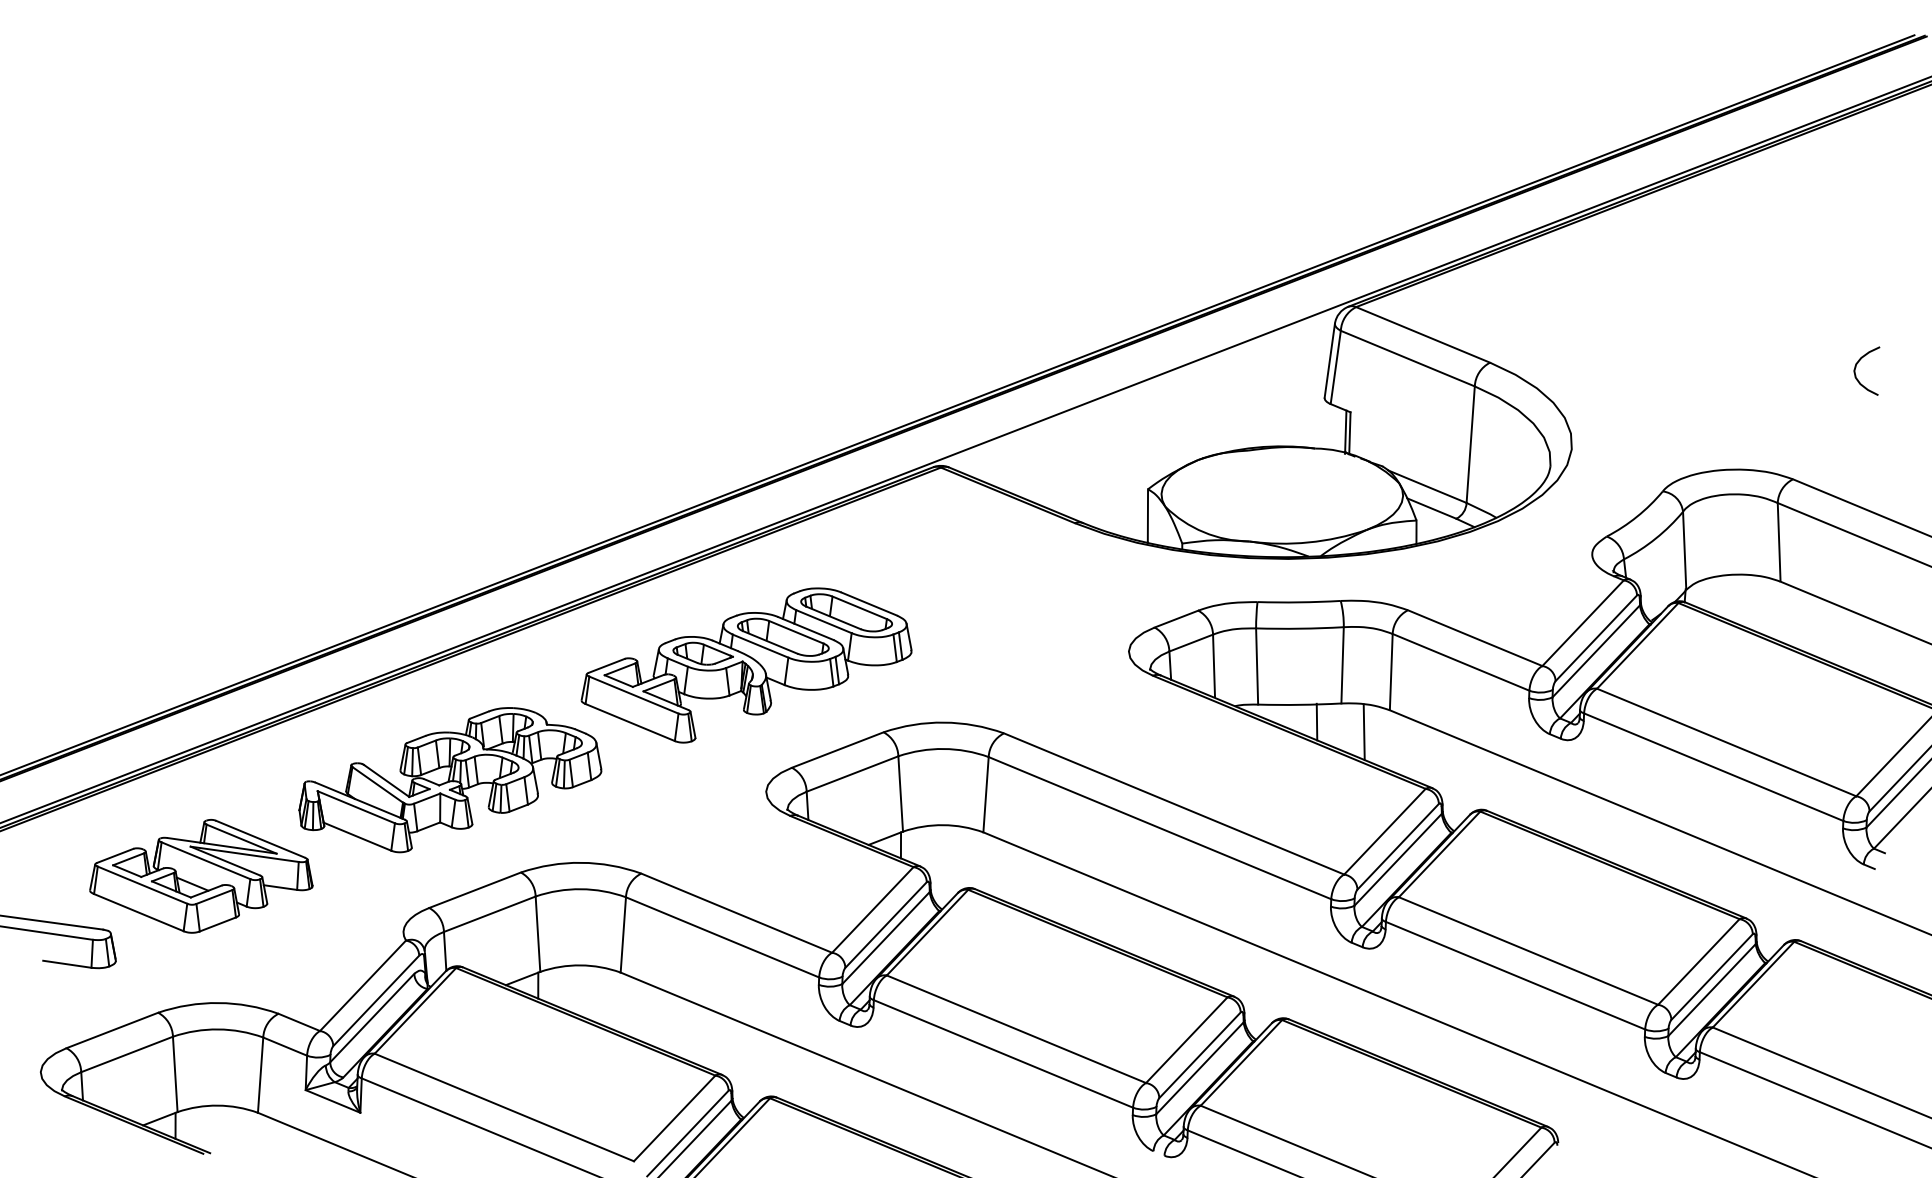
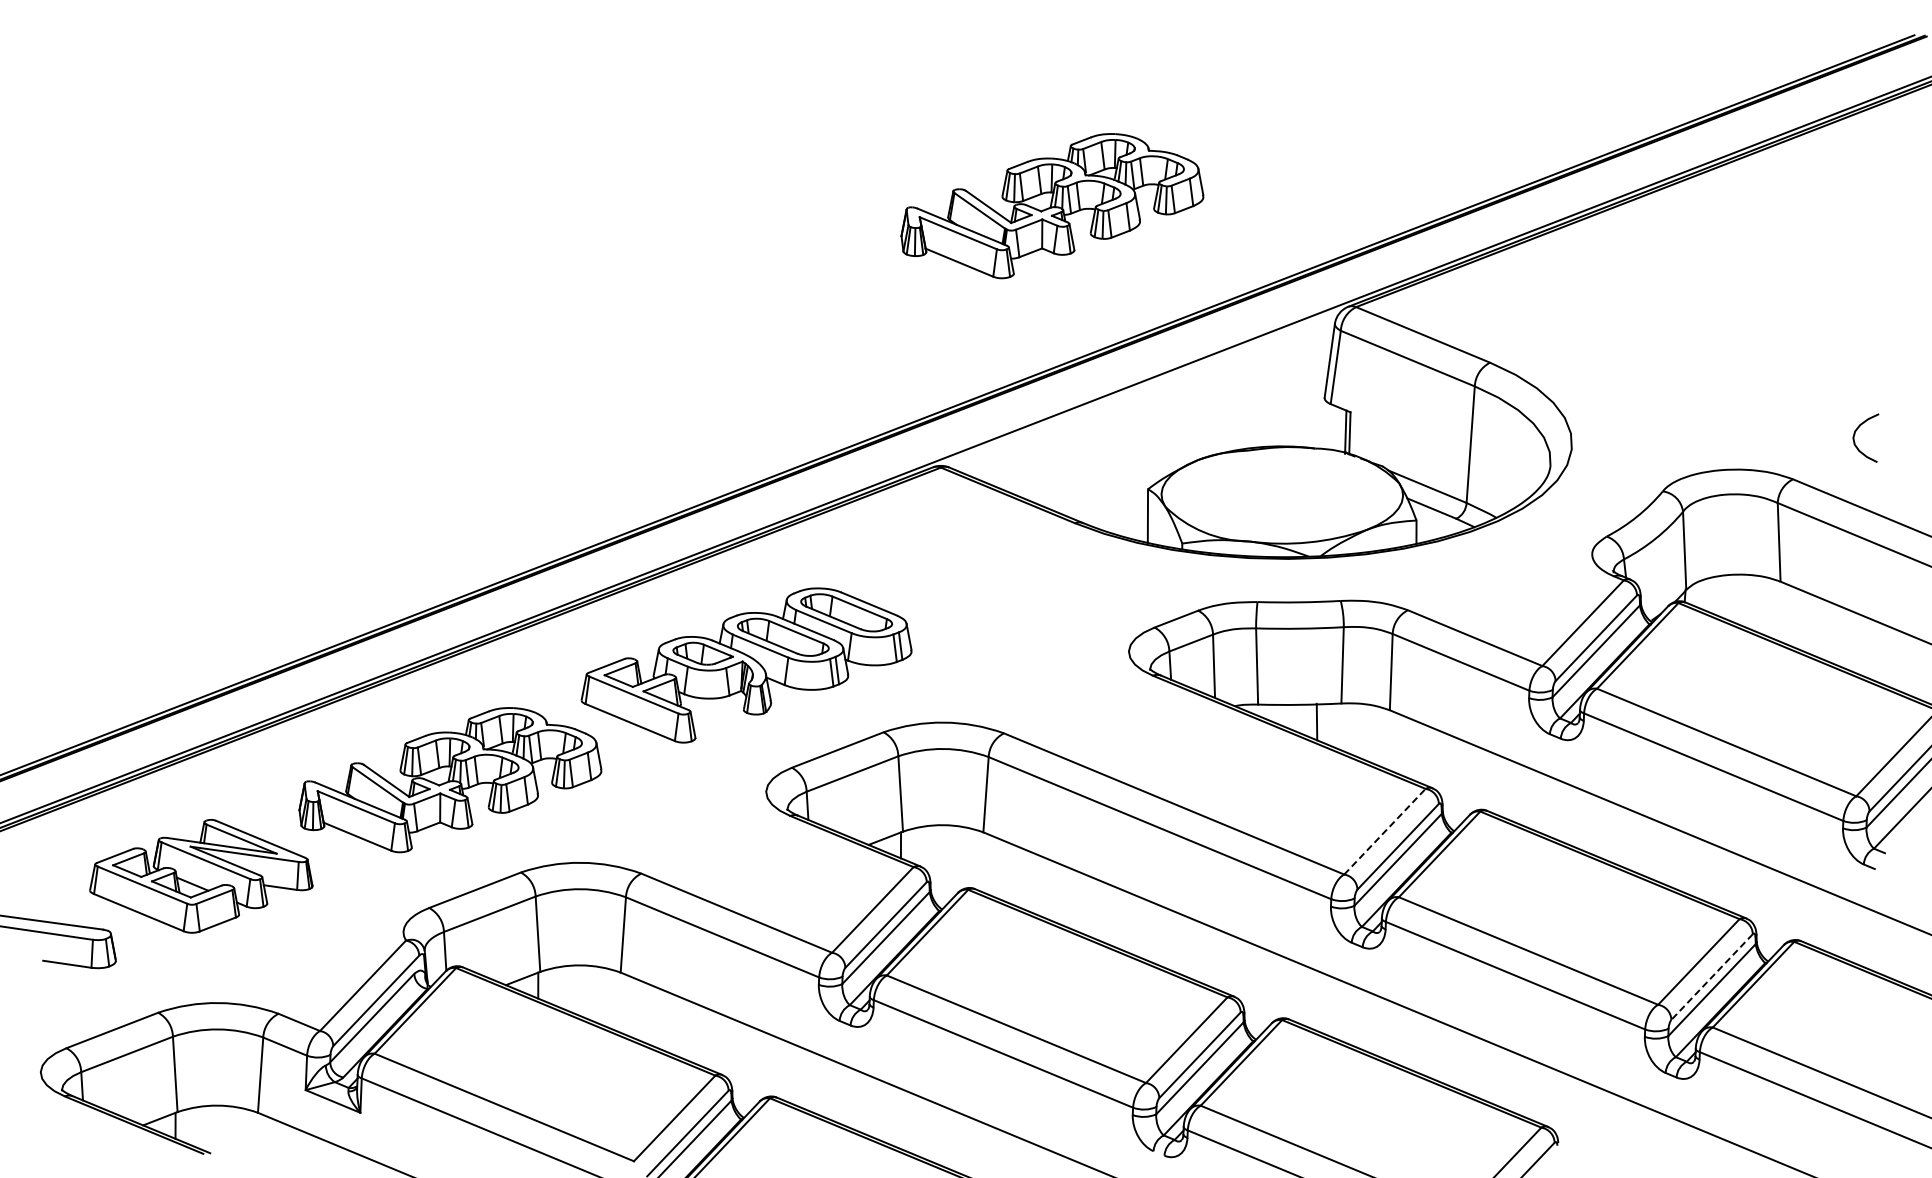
part: none -> present (1052, 206)
curve position: (1856, 367) -> (1855, 434) (1855, 434)
line: present -> none (1363, 732)
line: solid -> dashed (1385, 831)
line: solid -> dashed (1711, 977)
